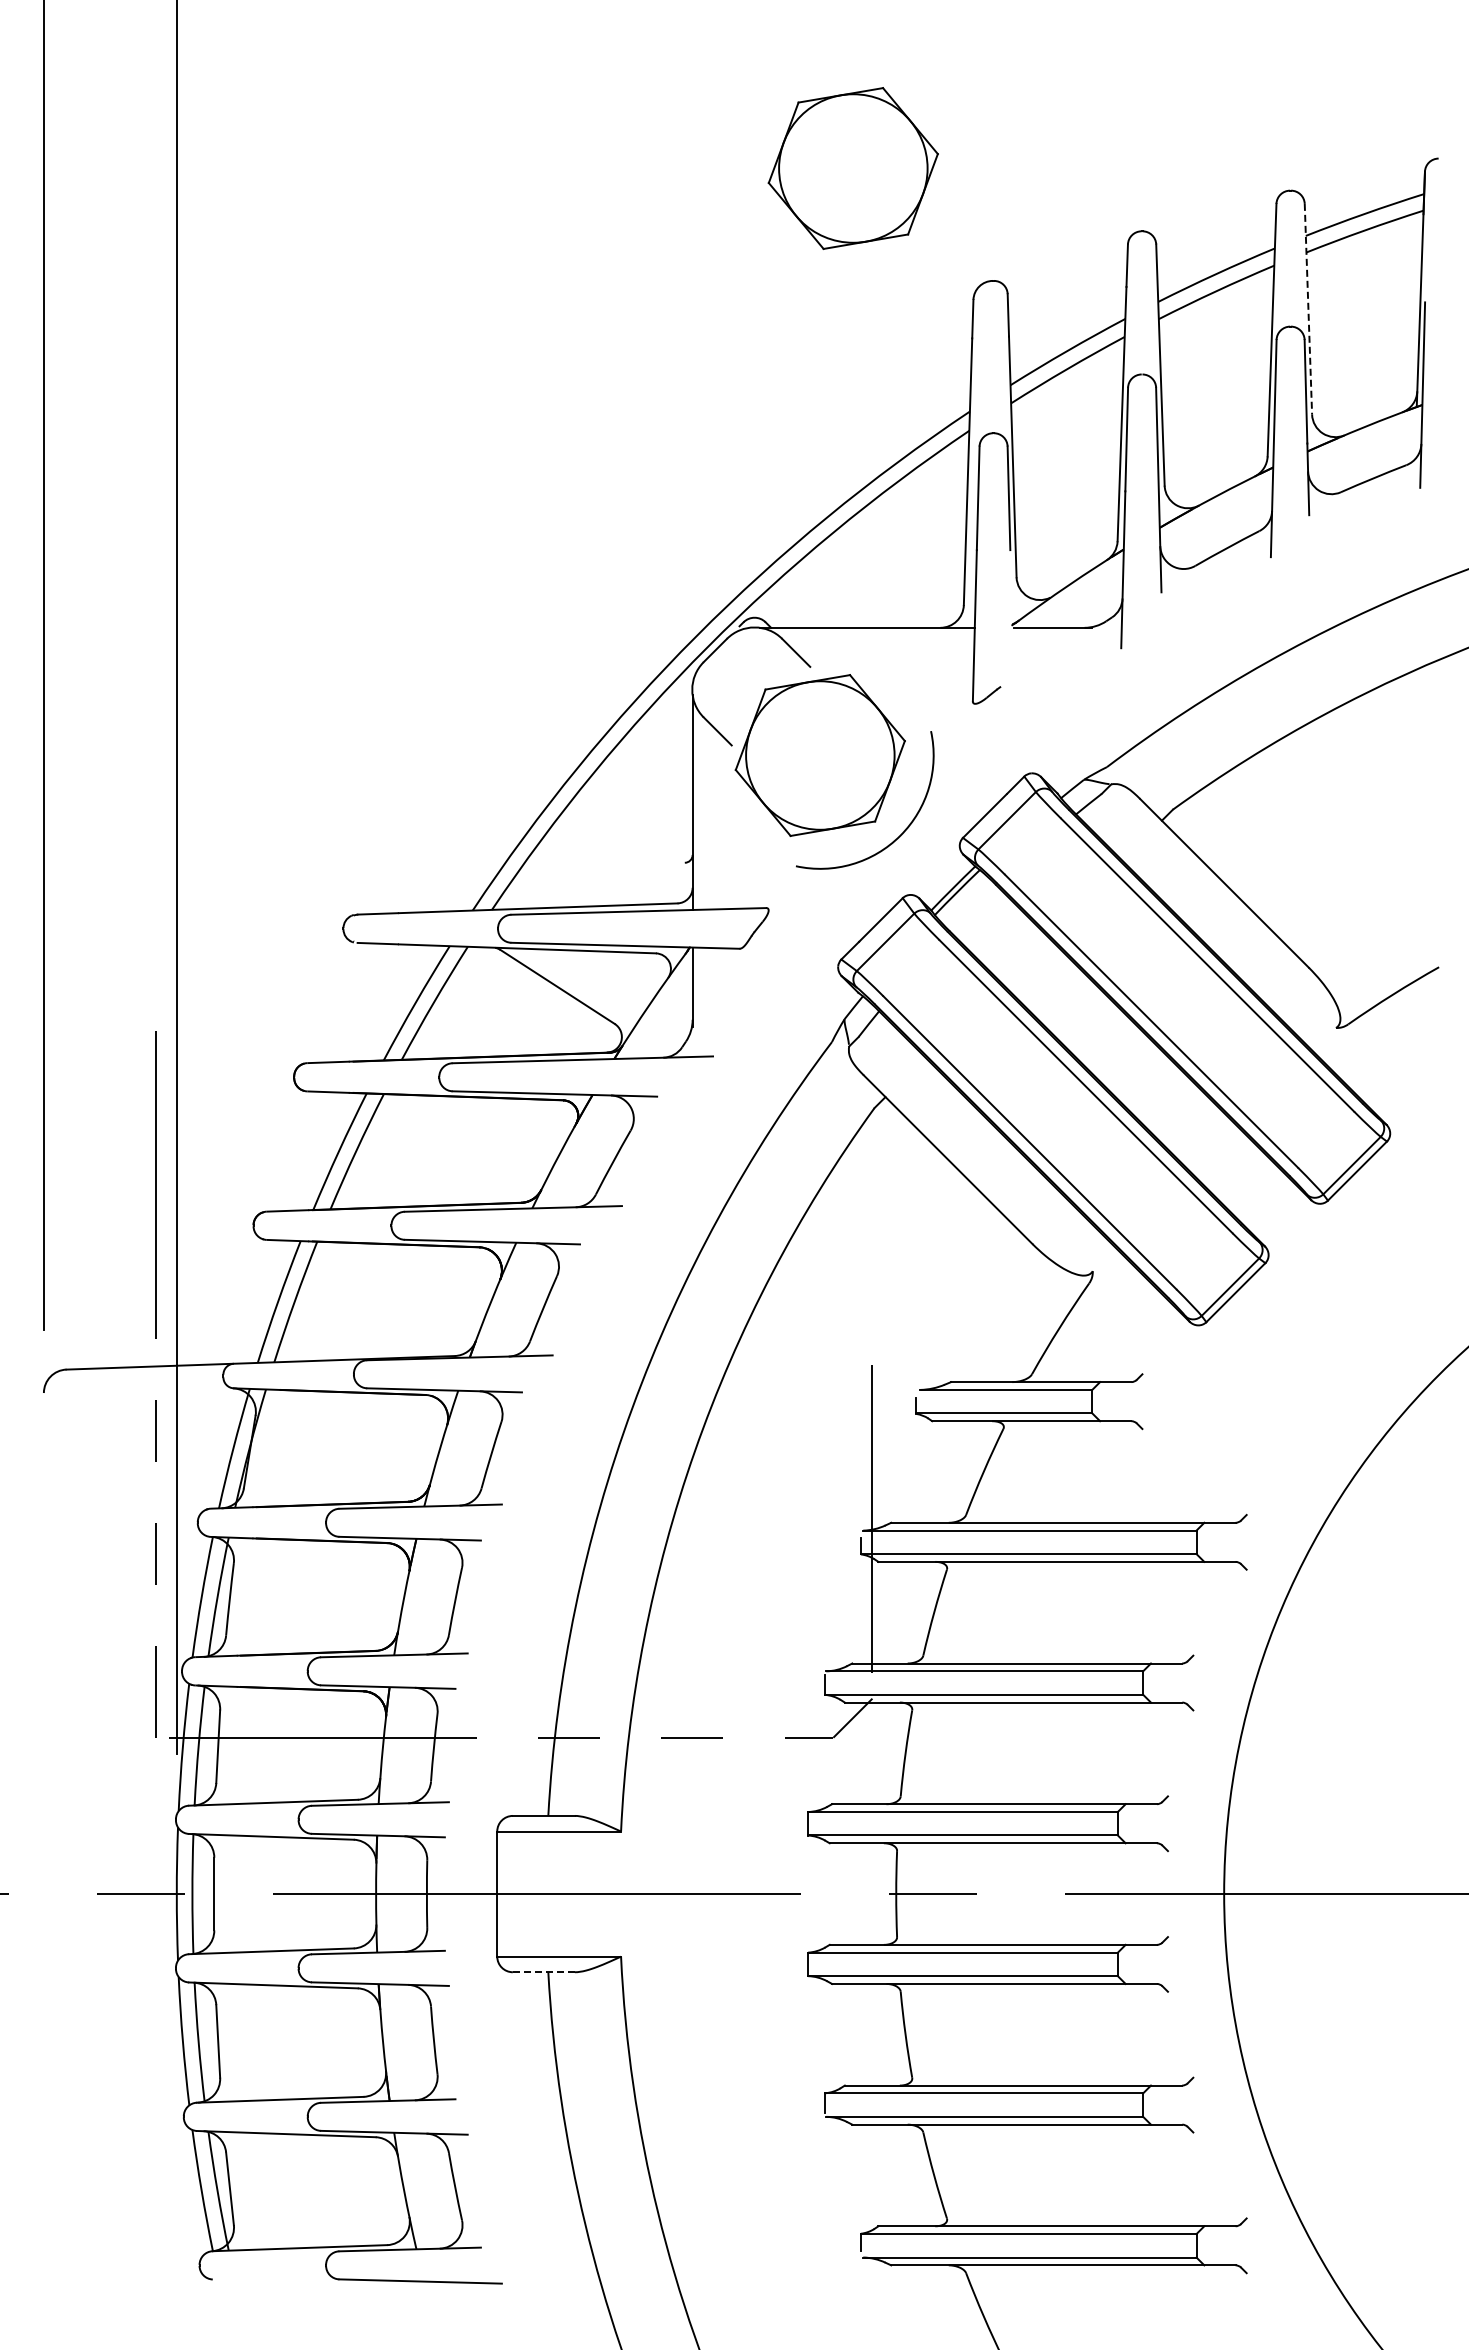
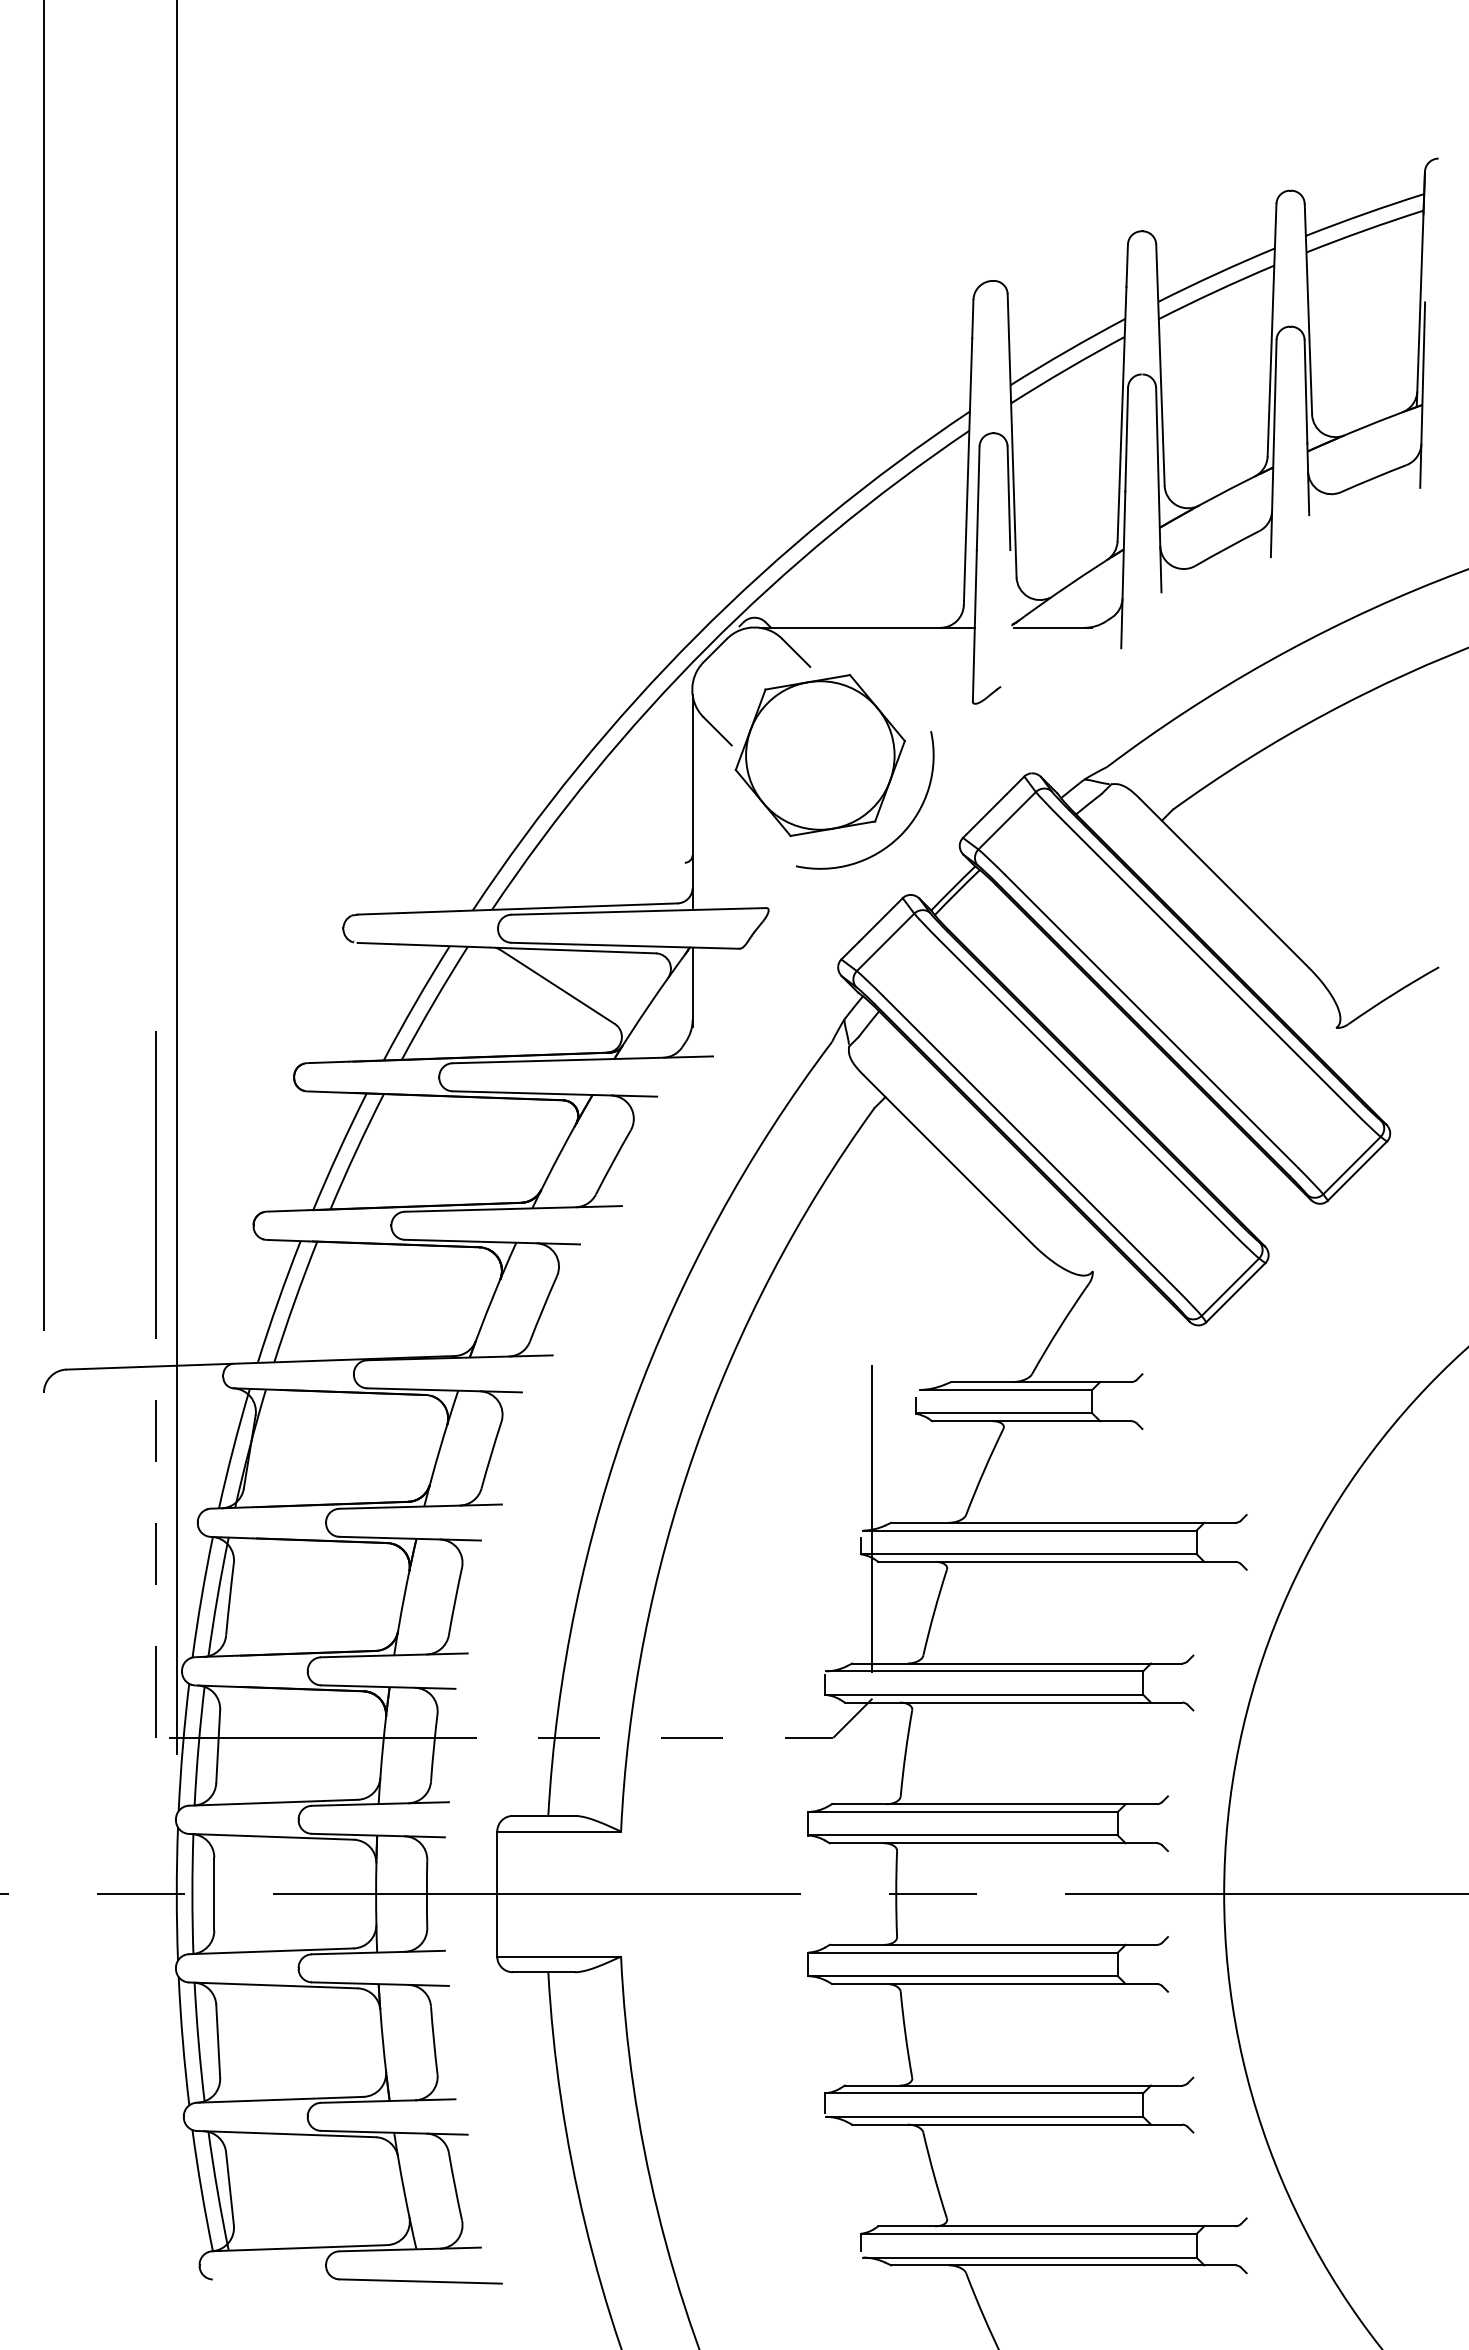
part: present -> none (852, 168)
line: dashed -> solid (1308, 309)
line: dashed -> solid (543, 1972)
